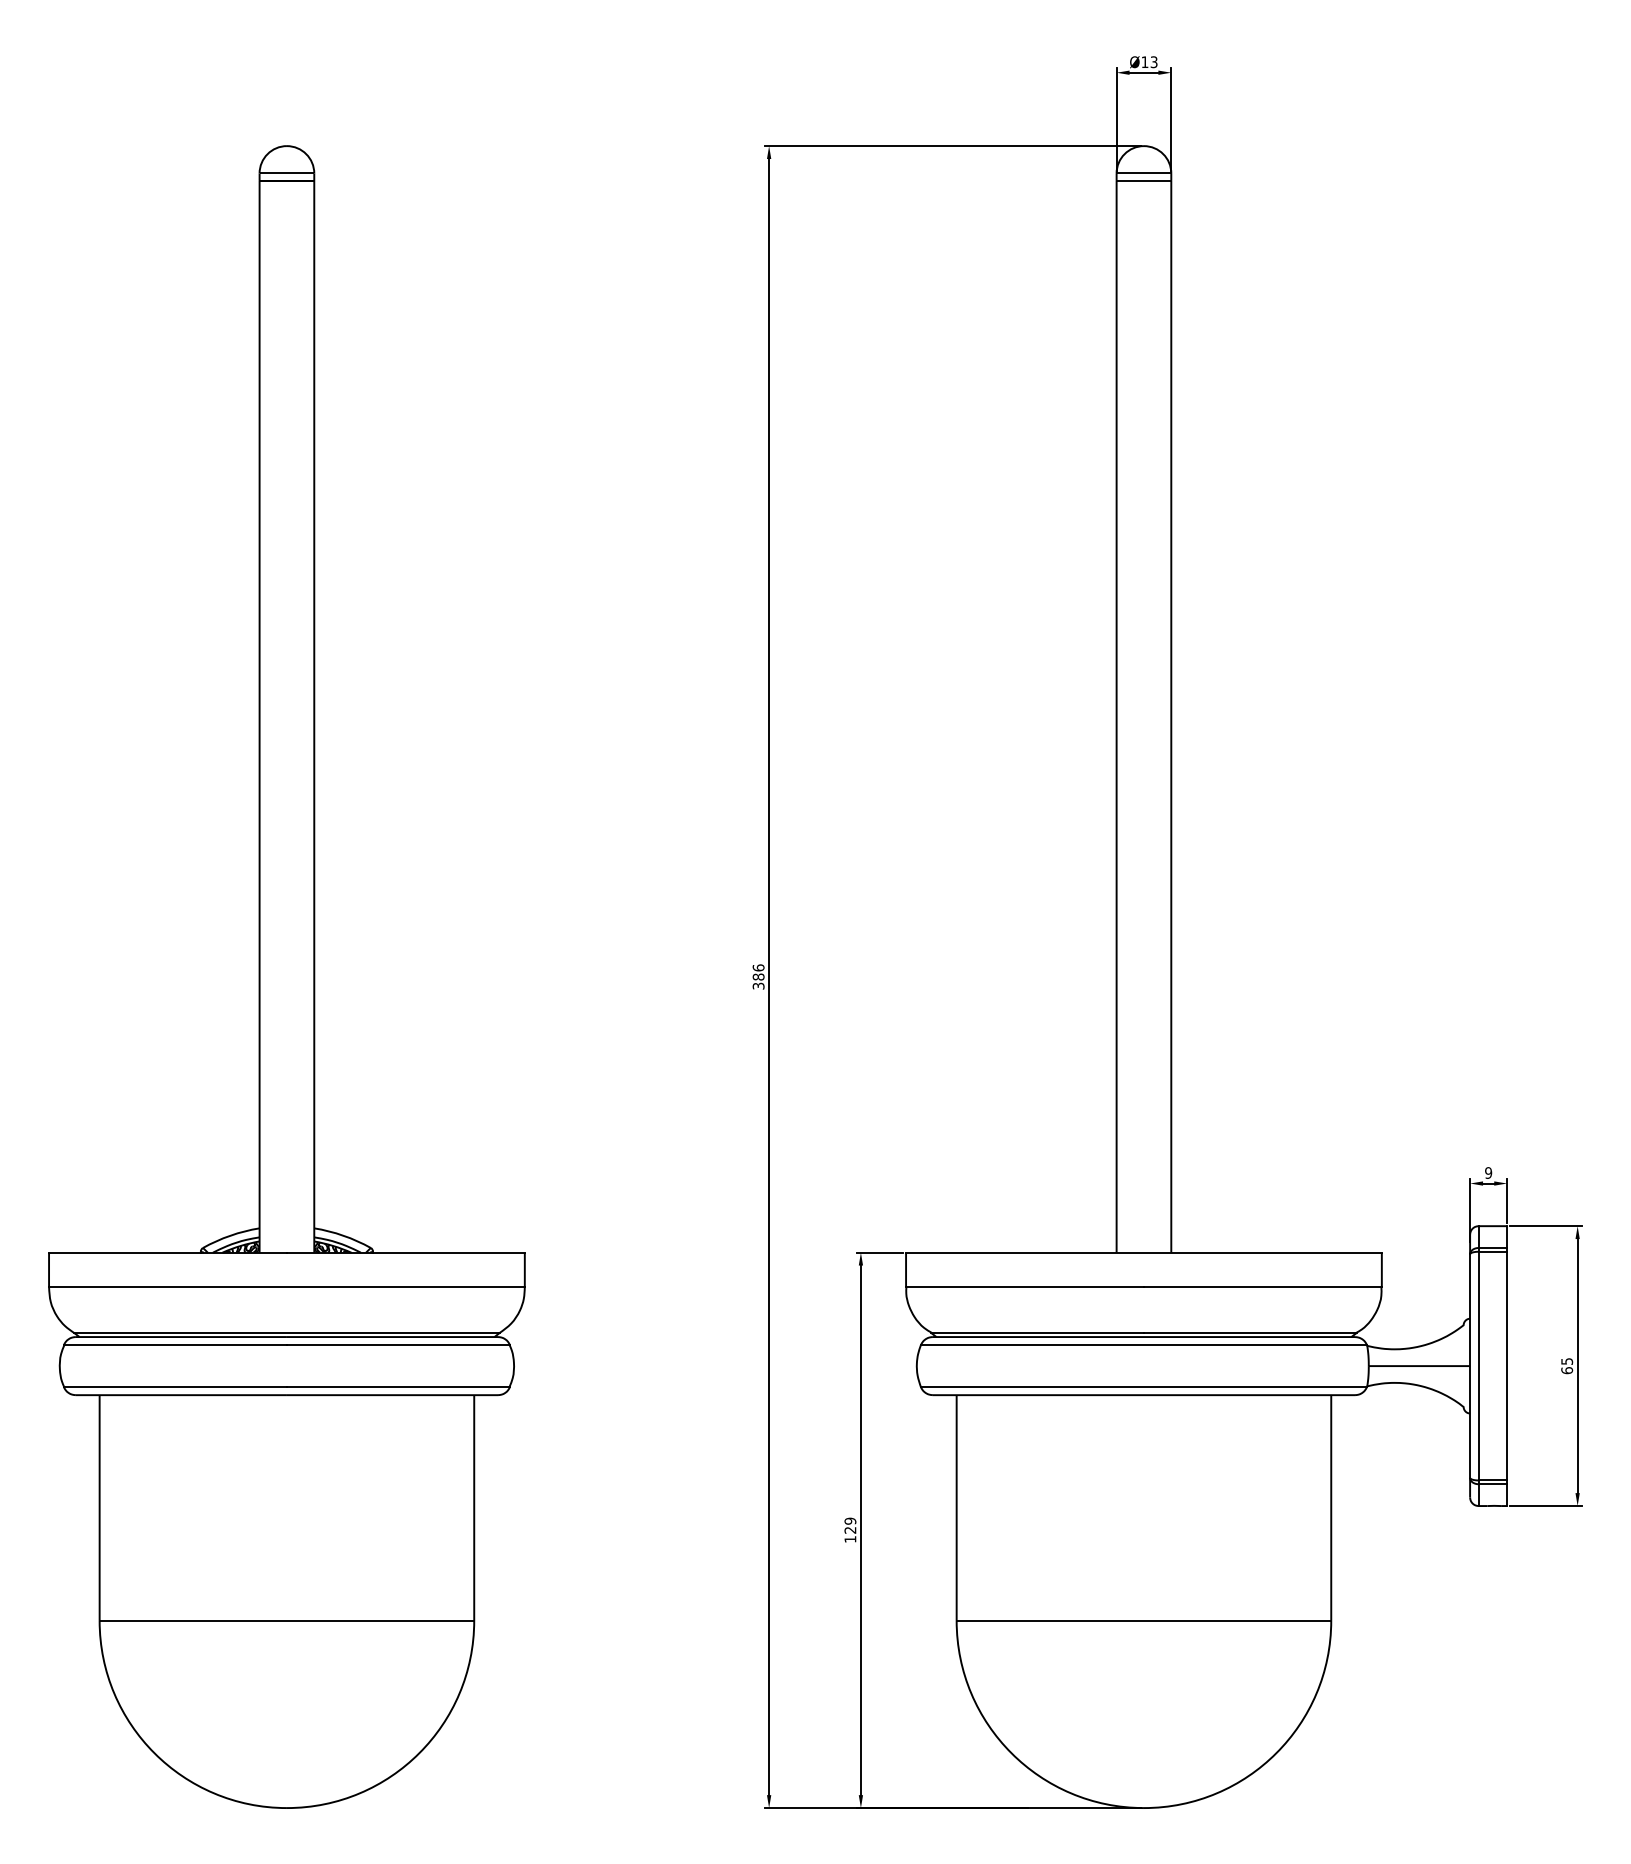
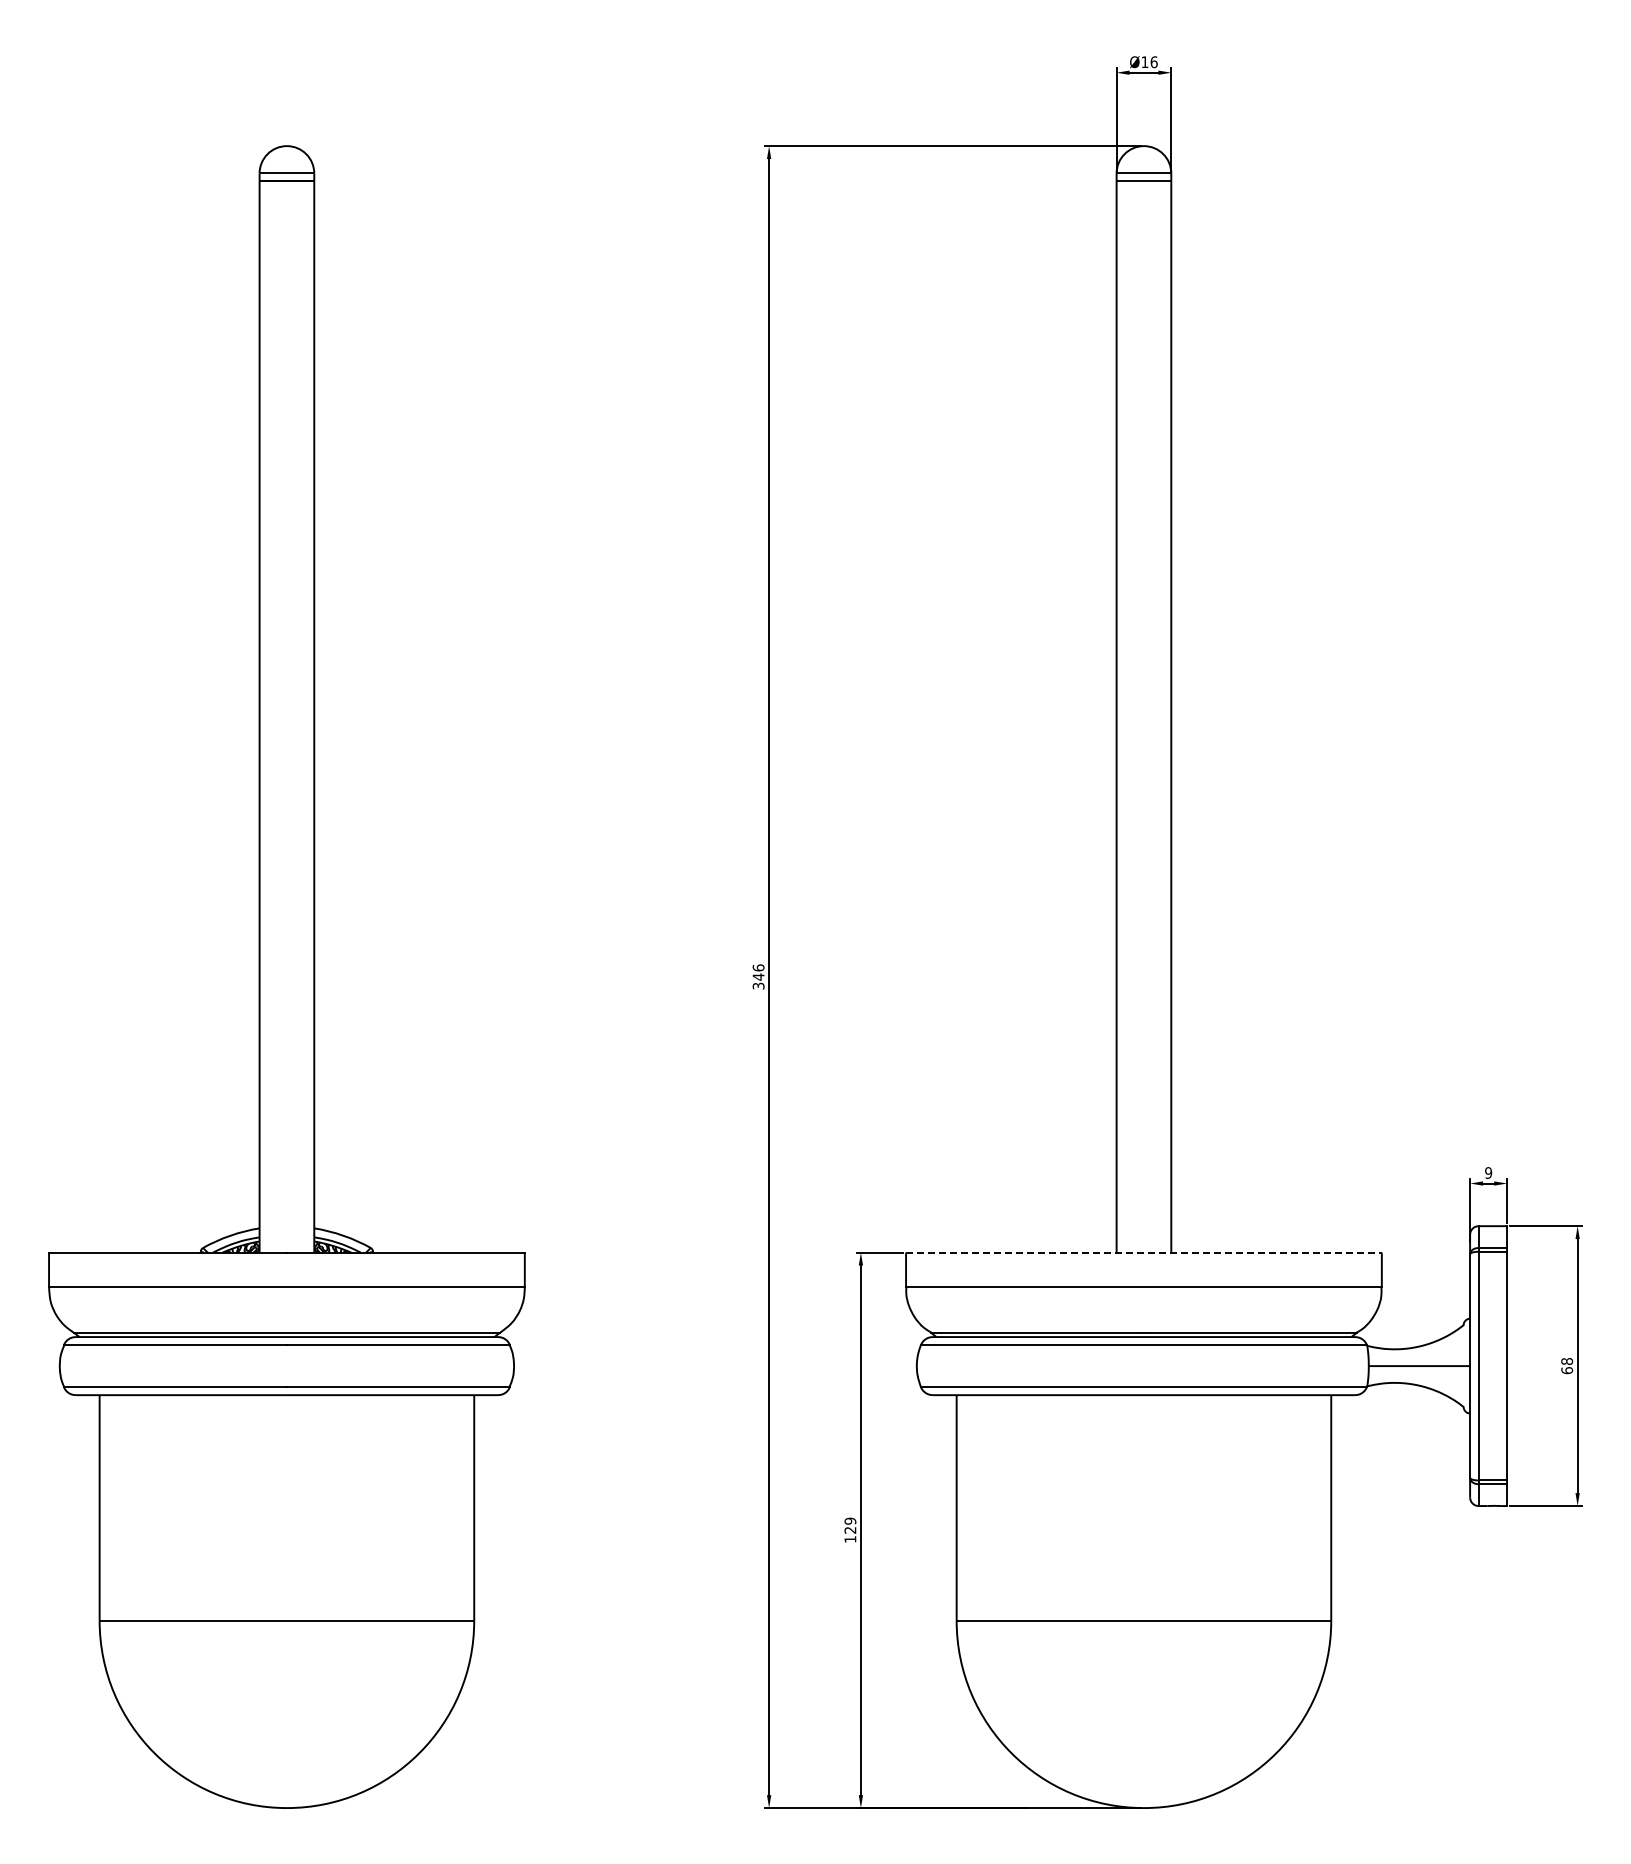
text: Ø13 -> Ø16 (1153, 62)
text: 386 -> 346 (758, 976)
line: solid -> dashed (1143, 1252)
text: 65 -> 68 (1566, 1361)
